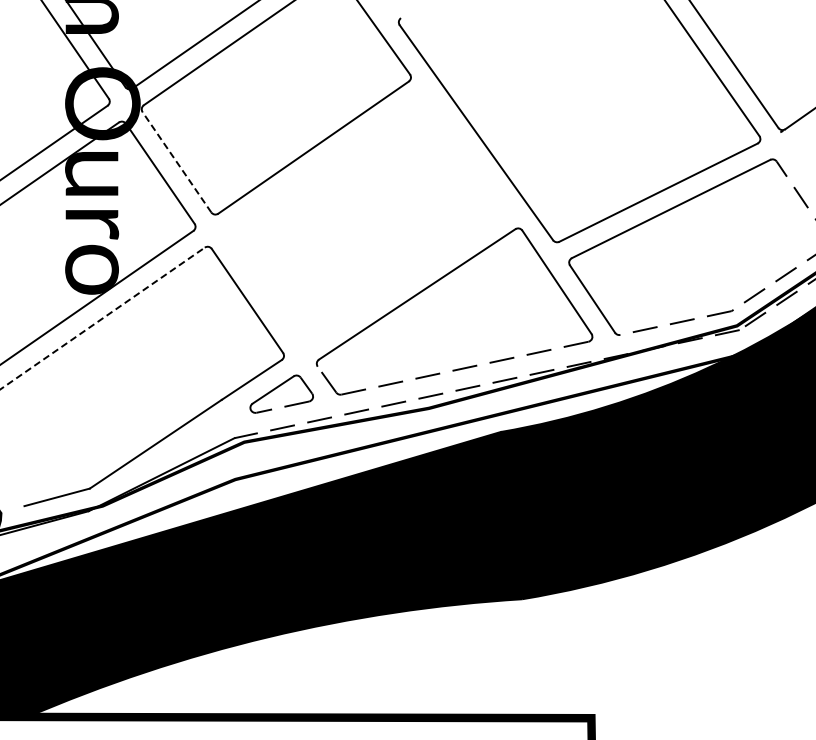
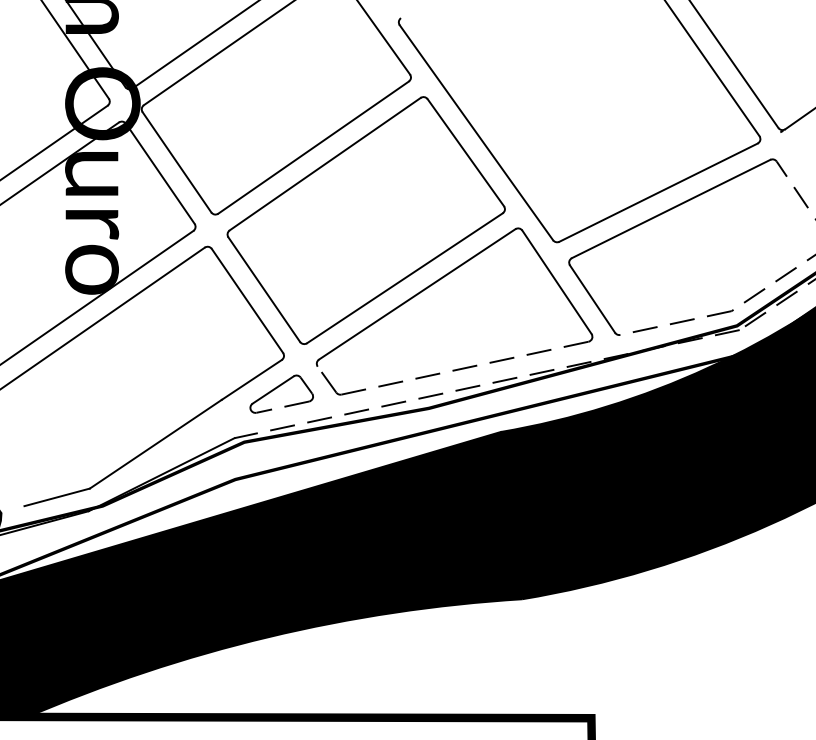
line: dashed -> solid (176, 162)
part: none -> present (365, 220)
line: dashed -> solid (103, 318)
